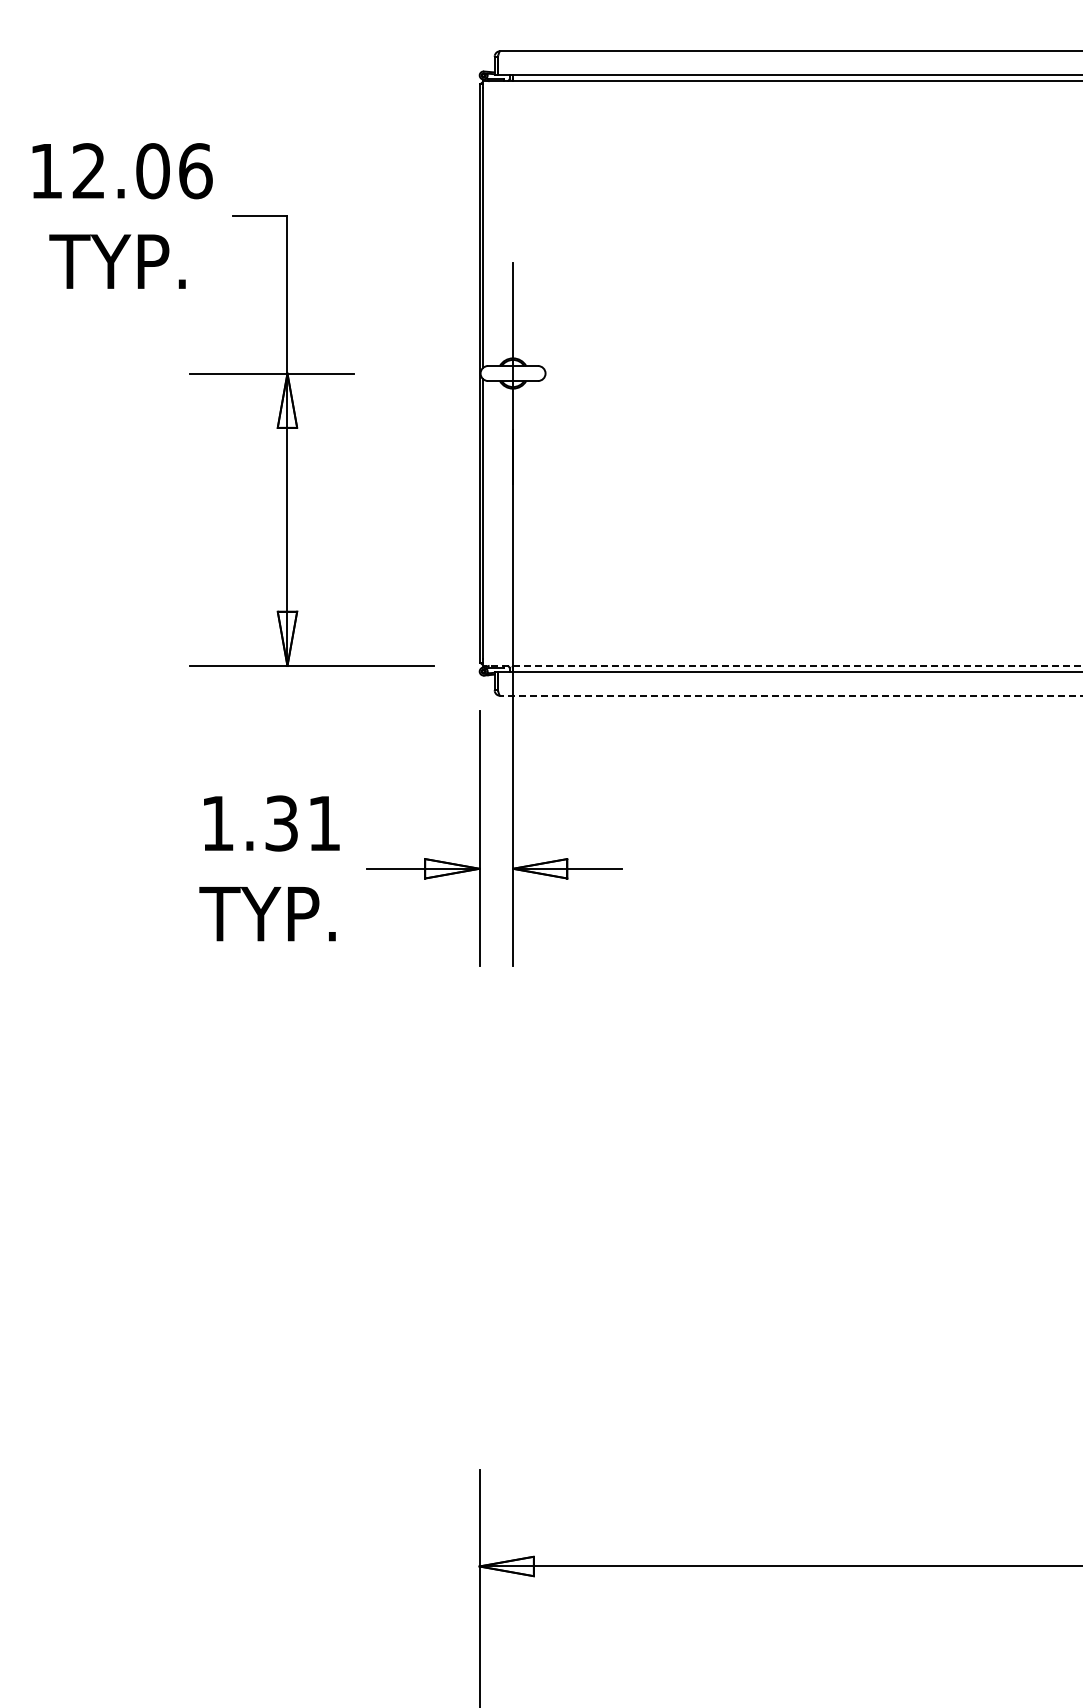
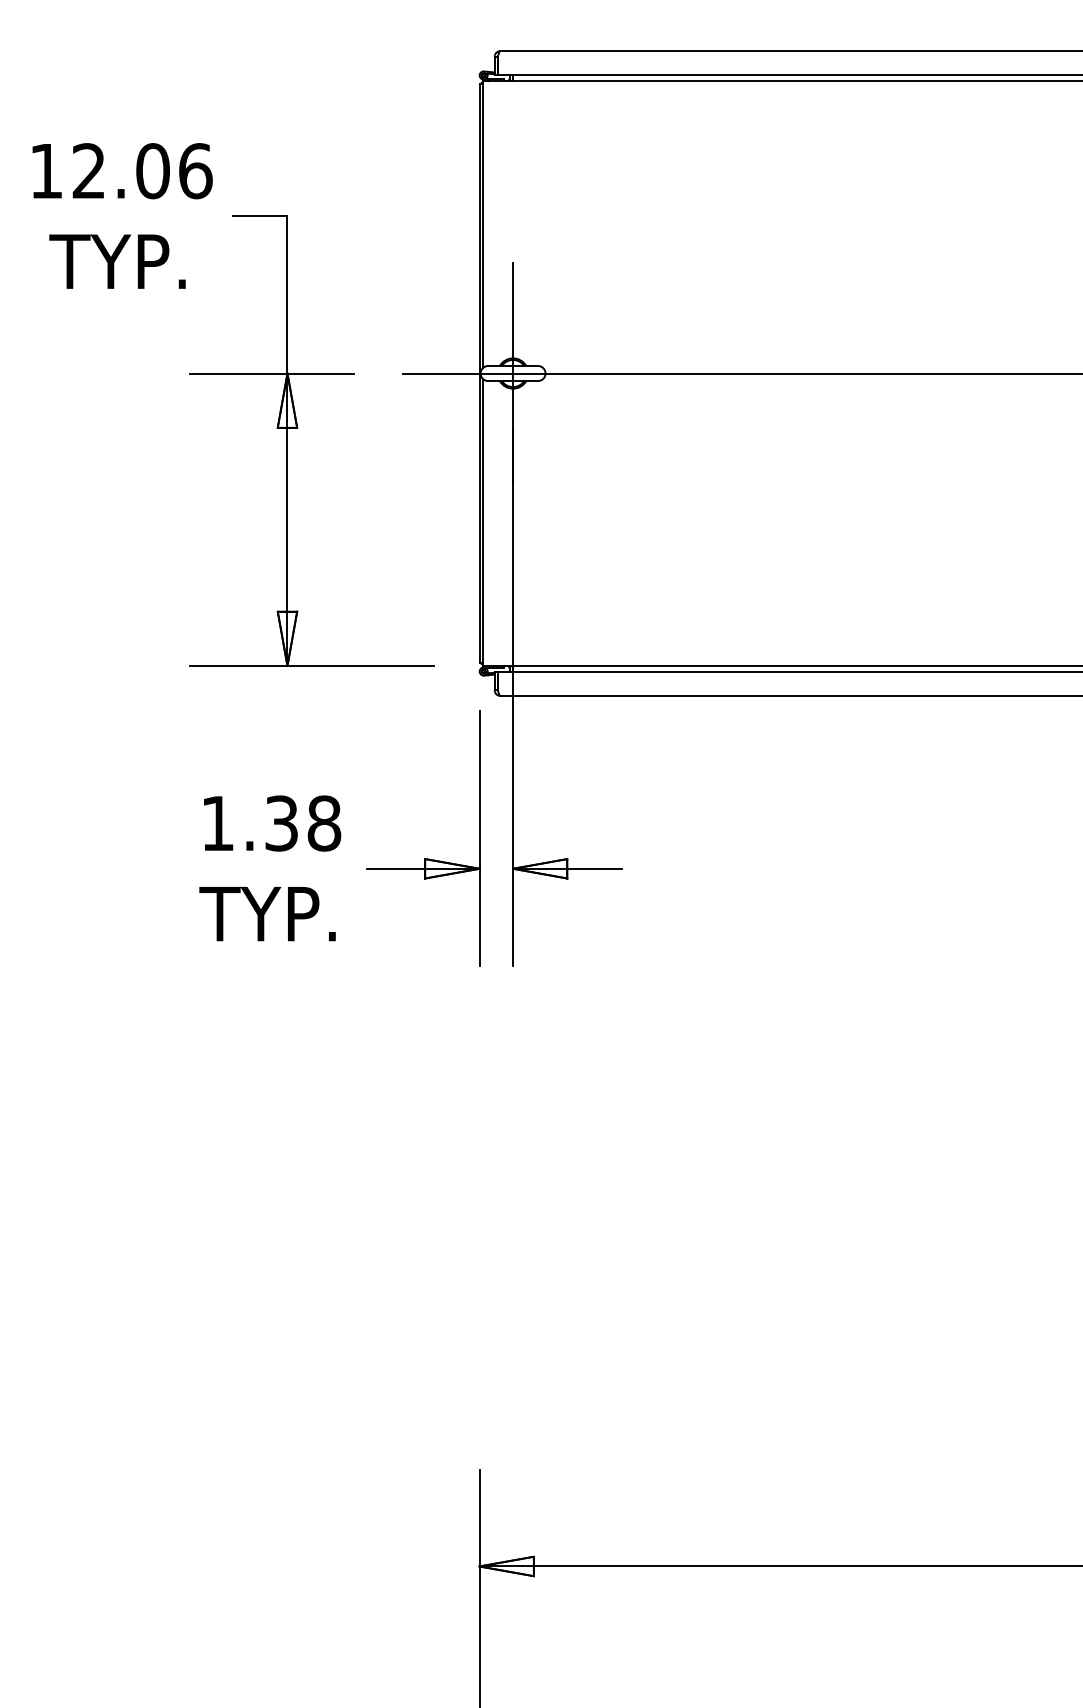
line: none -> present (740, 373)
line: dashed -> solid (782, 666)
line: dashed -> solid (791, 695)
text: 1.31 -> 1.38 (324, 823)
